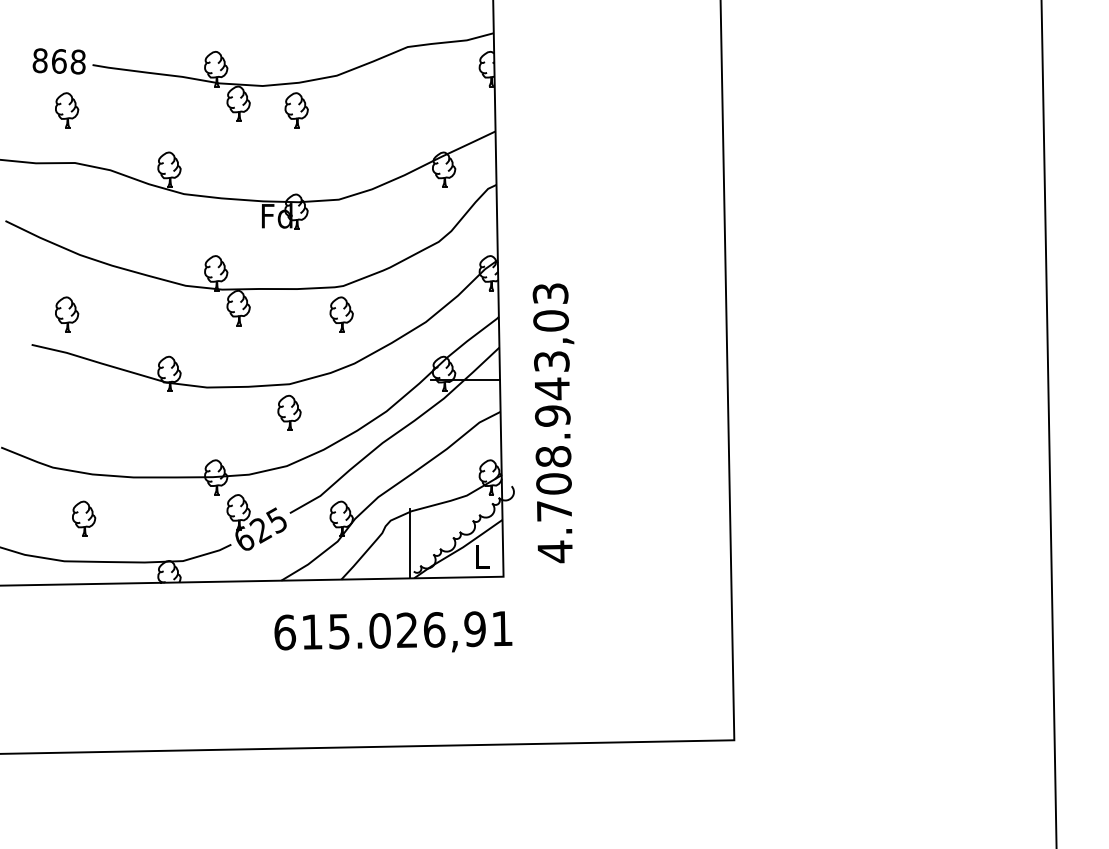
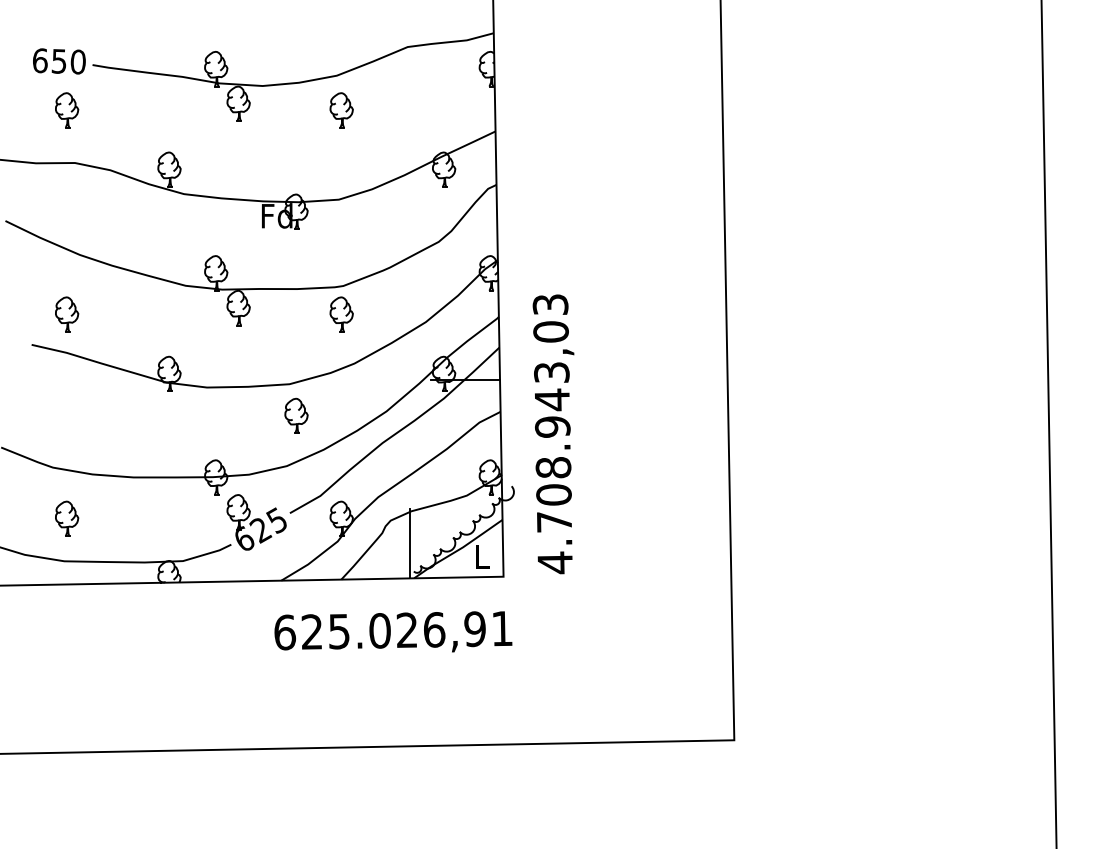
text: 868 -> 650 (58, 61)
part position: (296, 110) -> (341, 110) (341, 110)
part position: (289, 412) -> (296, 415) (296, 415)
text position: (553, 423) -> (553, 434) (553, 434)
part position: (84, 518) -> (67, 518) (67, 518)
text: 615.026,91 -> 625.026,91 (311, 631)
